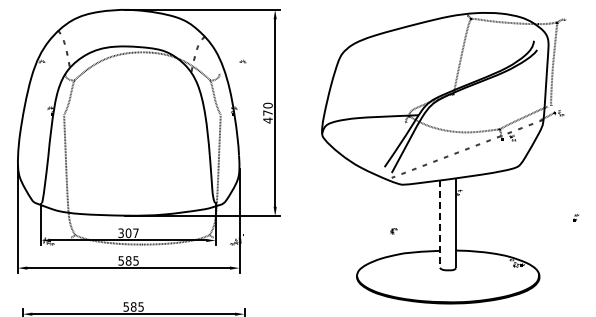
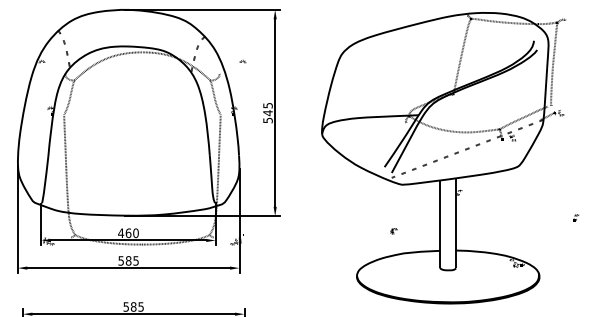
text: 470 -> 545 (267, 112)
line: dashed -> solid (440, 224)
text: 307 -> 460 (128, 233)
